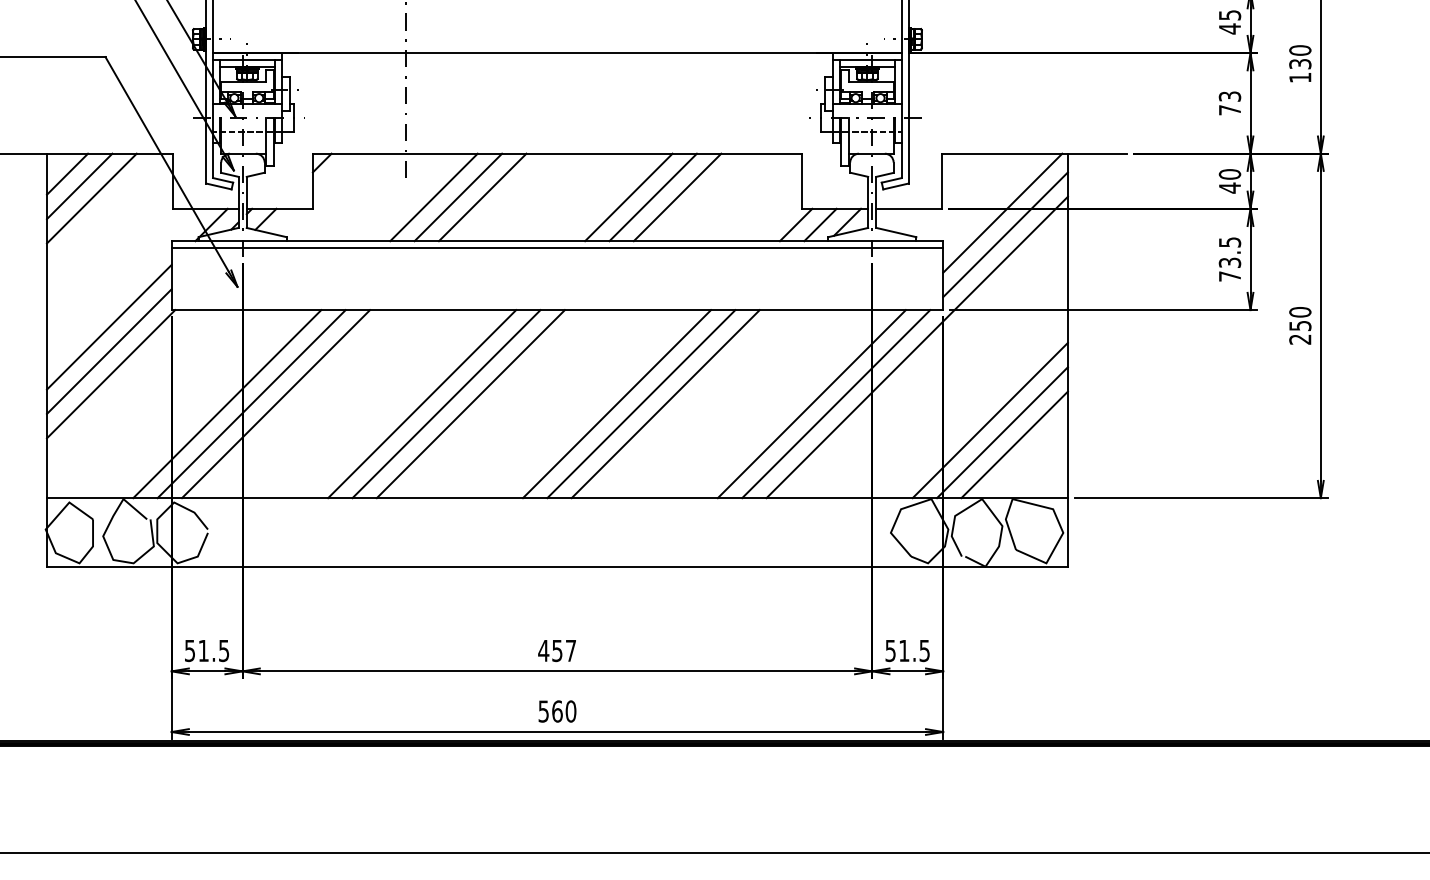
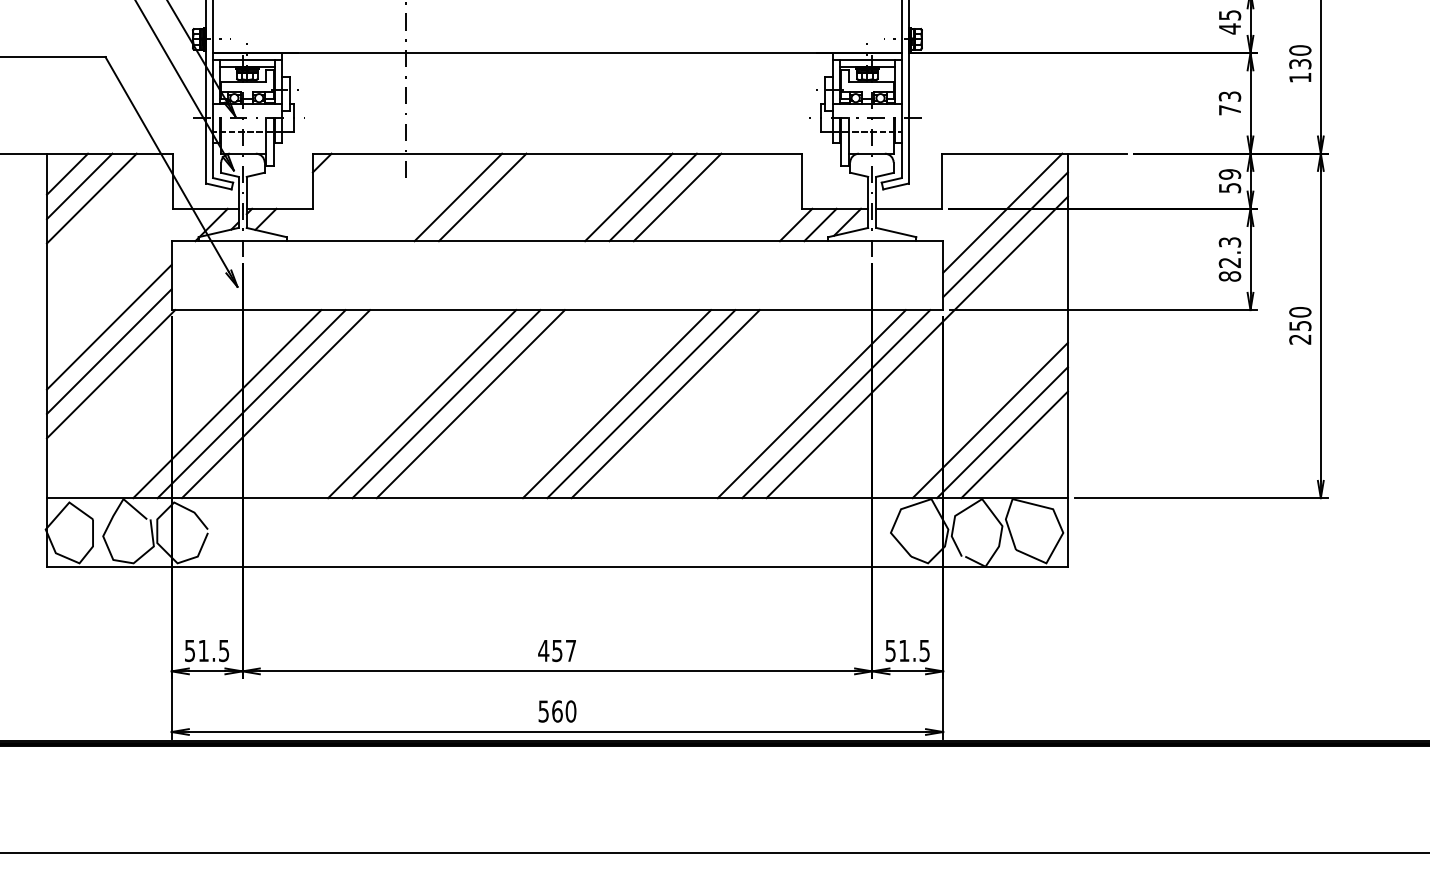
text: 40 -> 59 (1230, 181)
line: present -> none (433, 197)
line: present -> none (557, 248)
text: 73.5 -> 82.3 (1229, 259)
